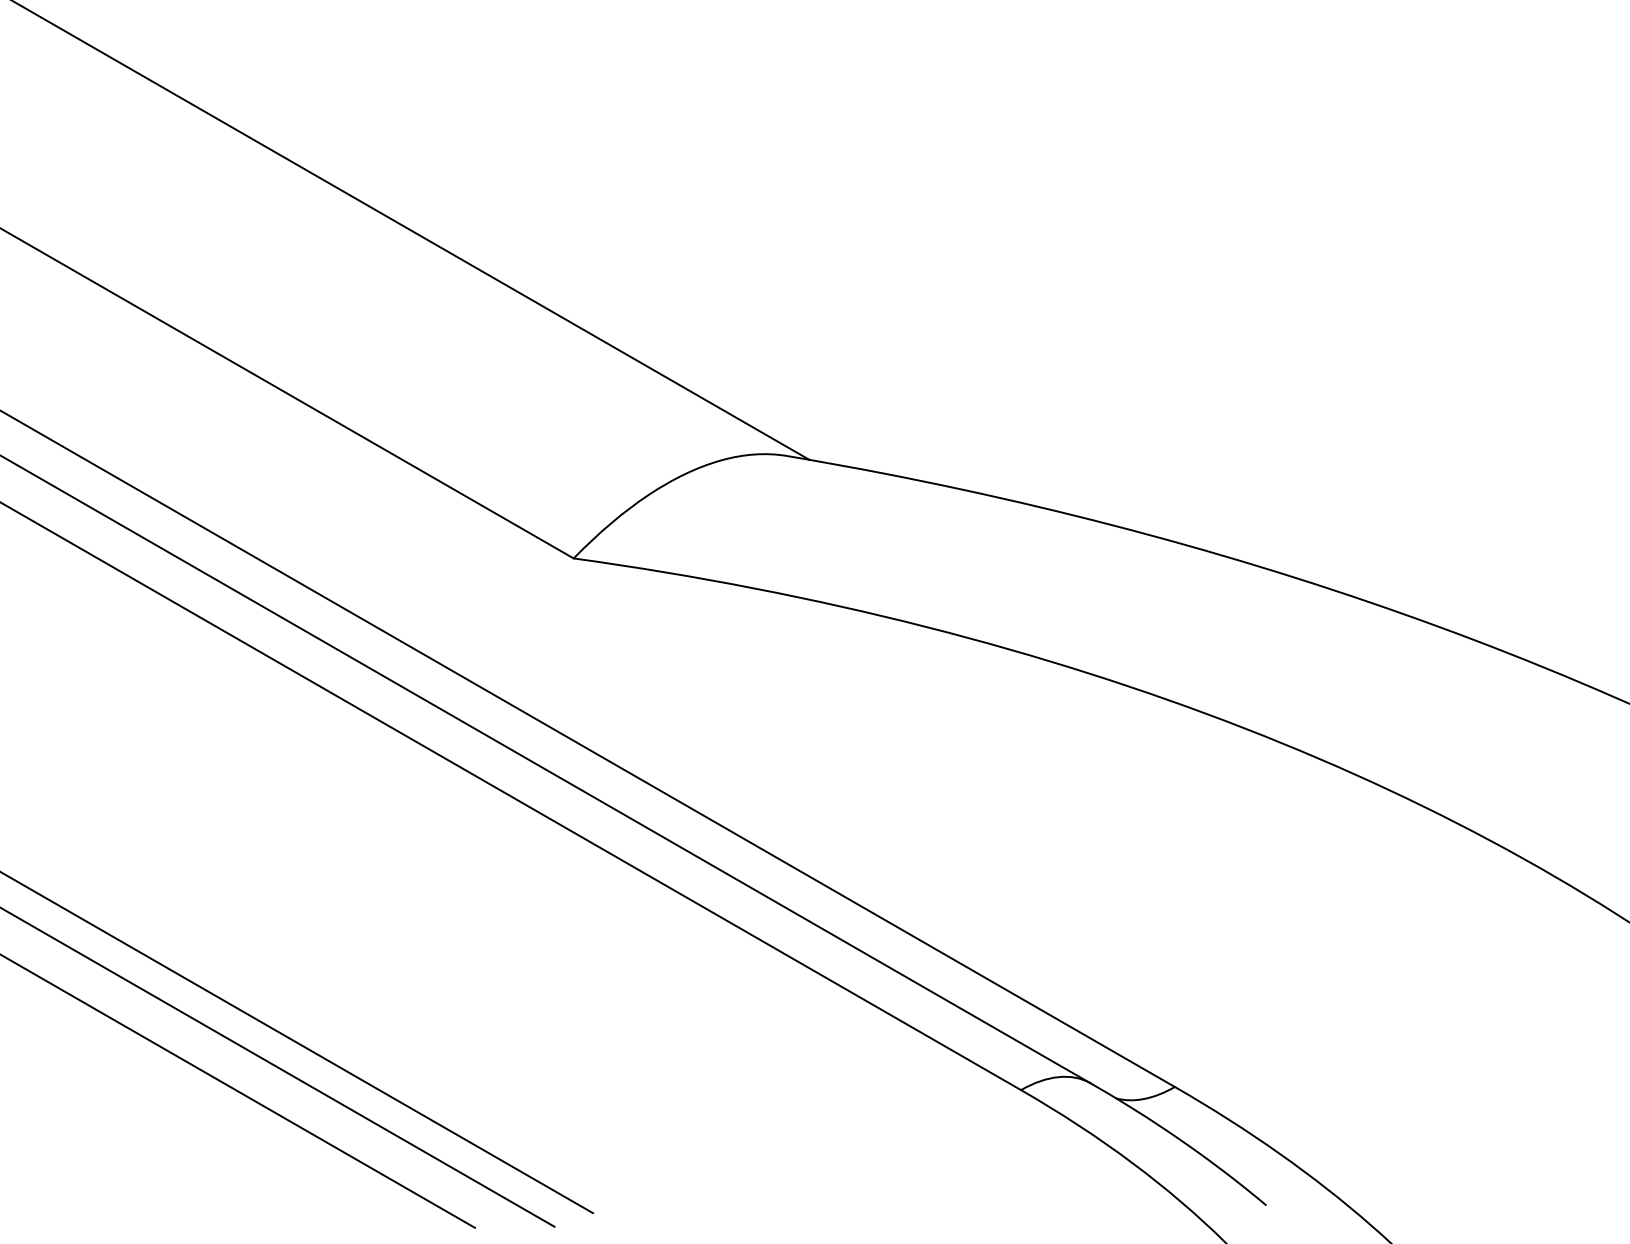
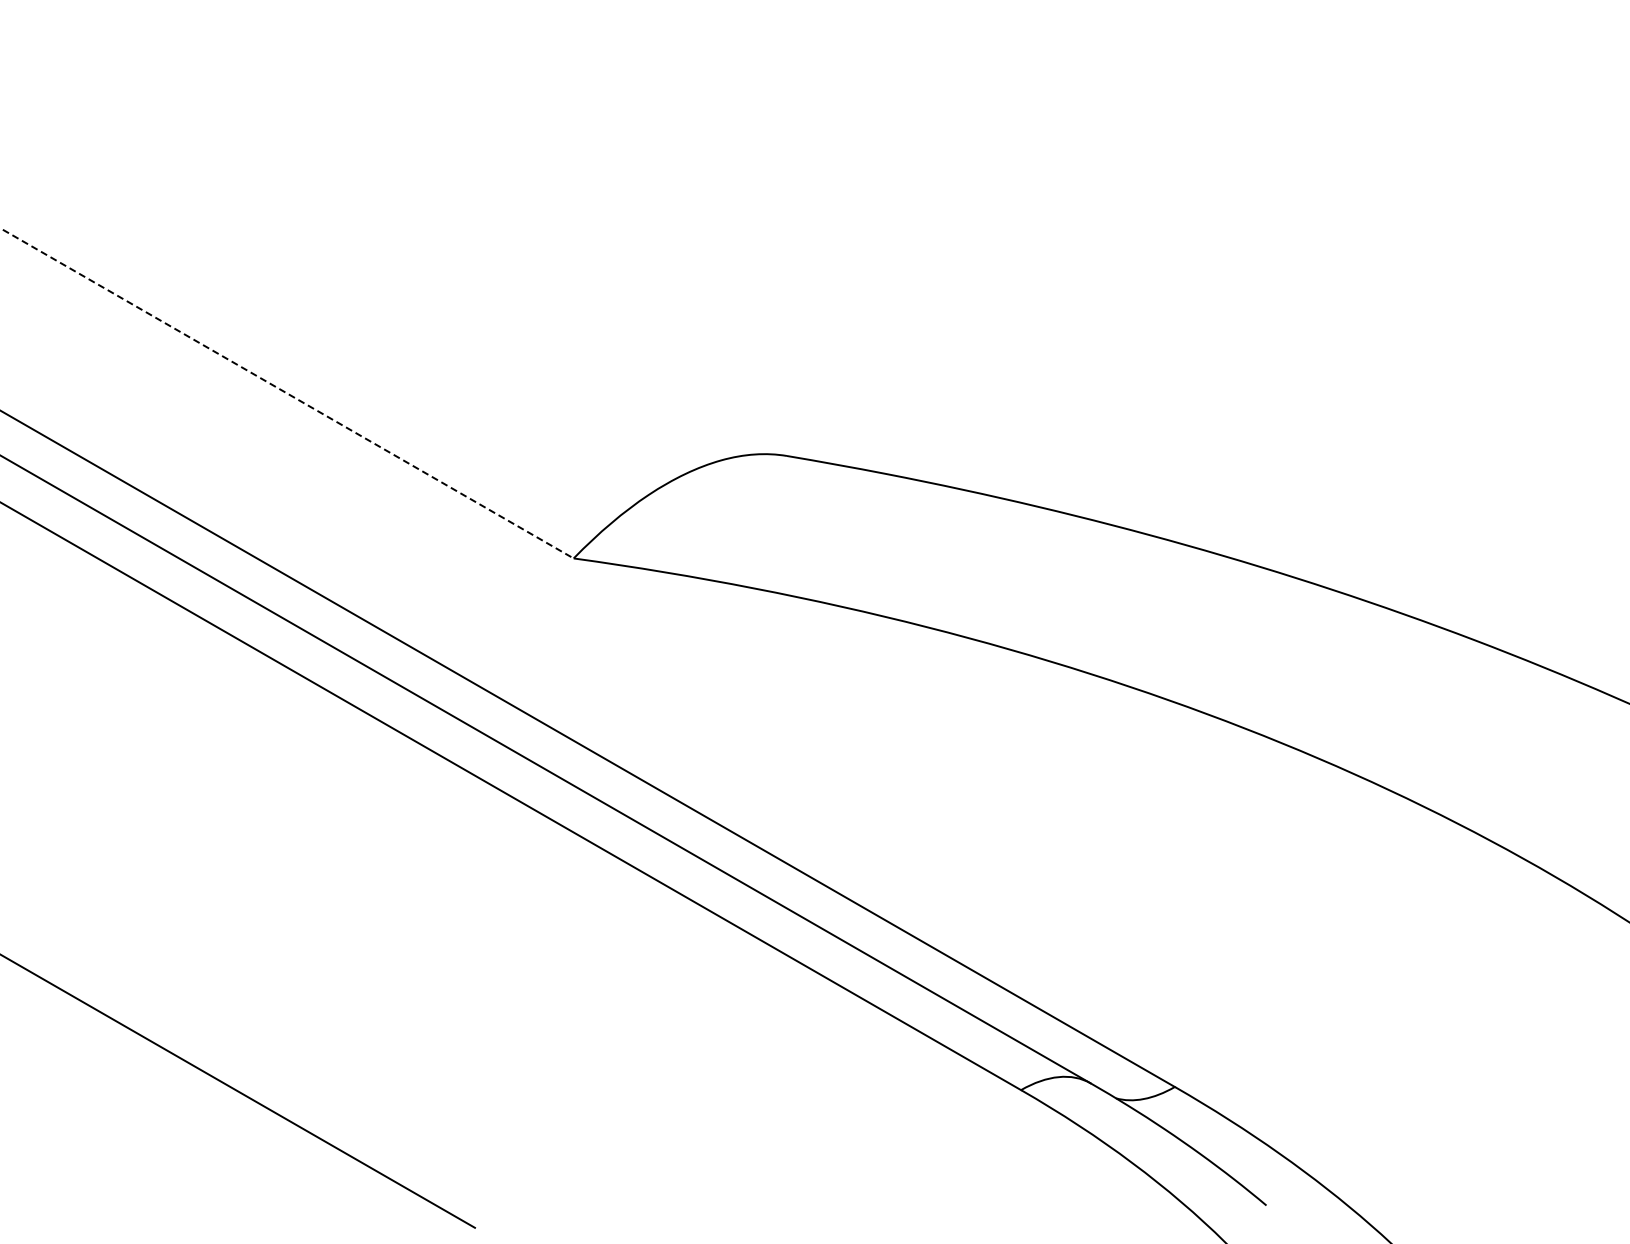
line: present -> none (411, 230)
line: solid -> dashed (286, 393)
line: present -> none (297, 1043)
line: present -> none (278, 1067)
